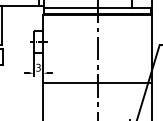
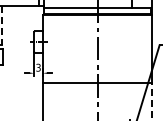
line: solid -> dashed (2, 26)
line: solid -> dashed (151, 101)
